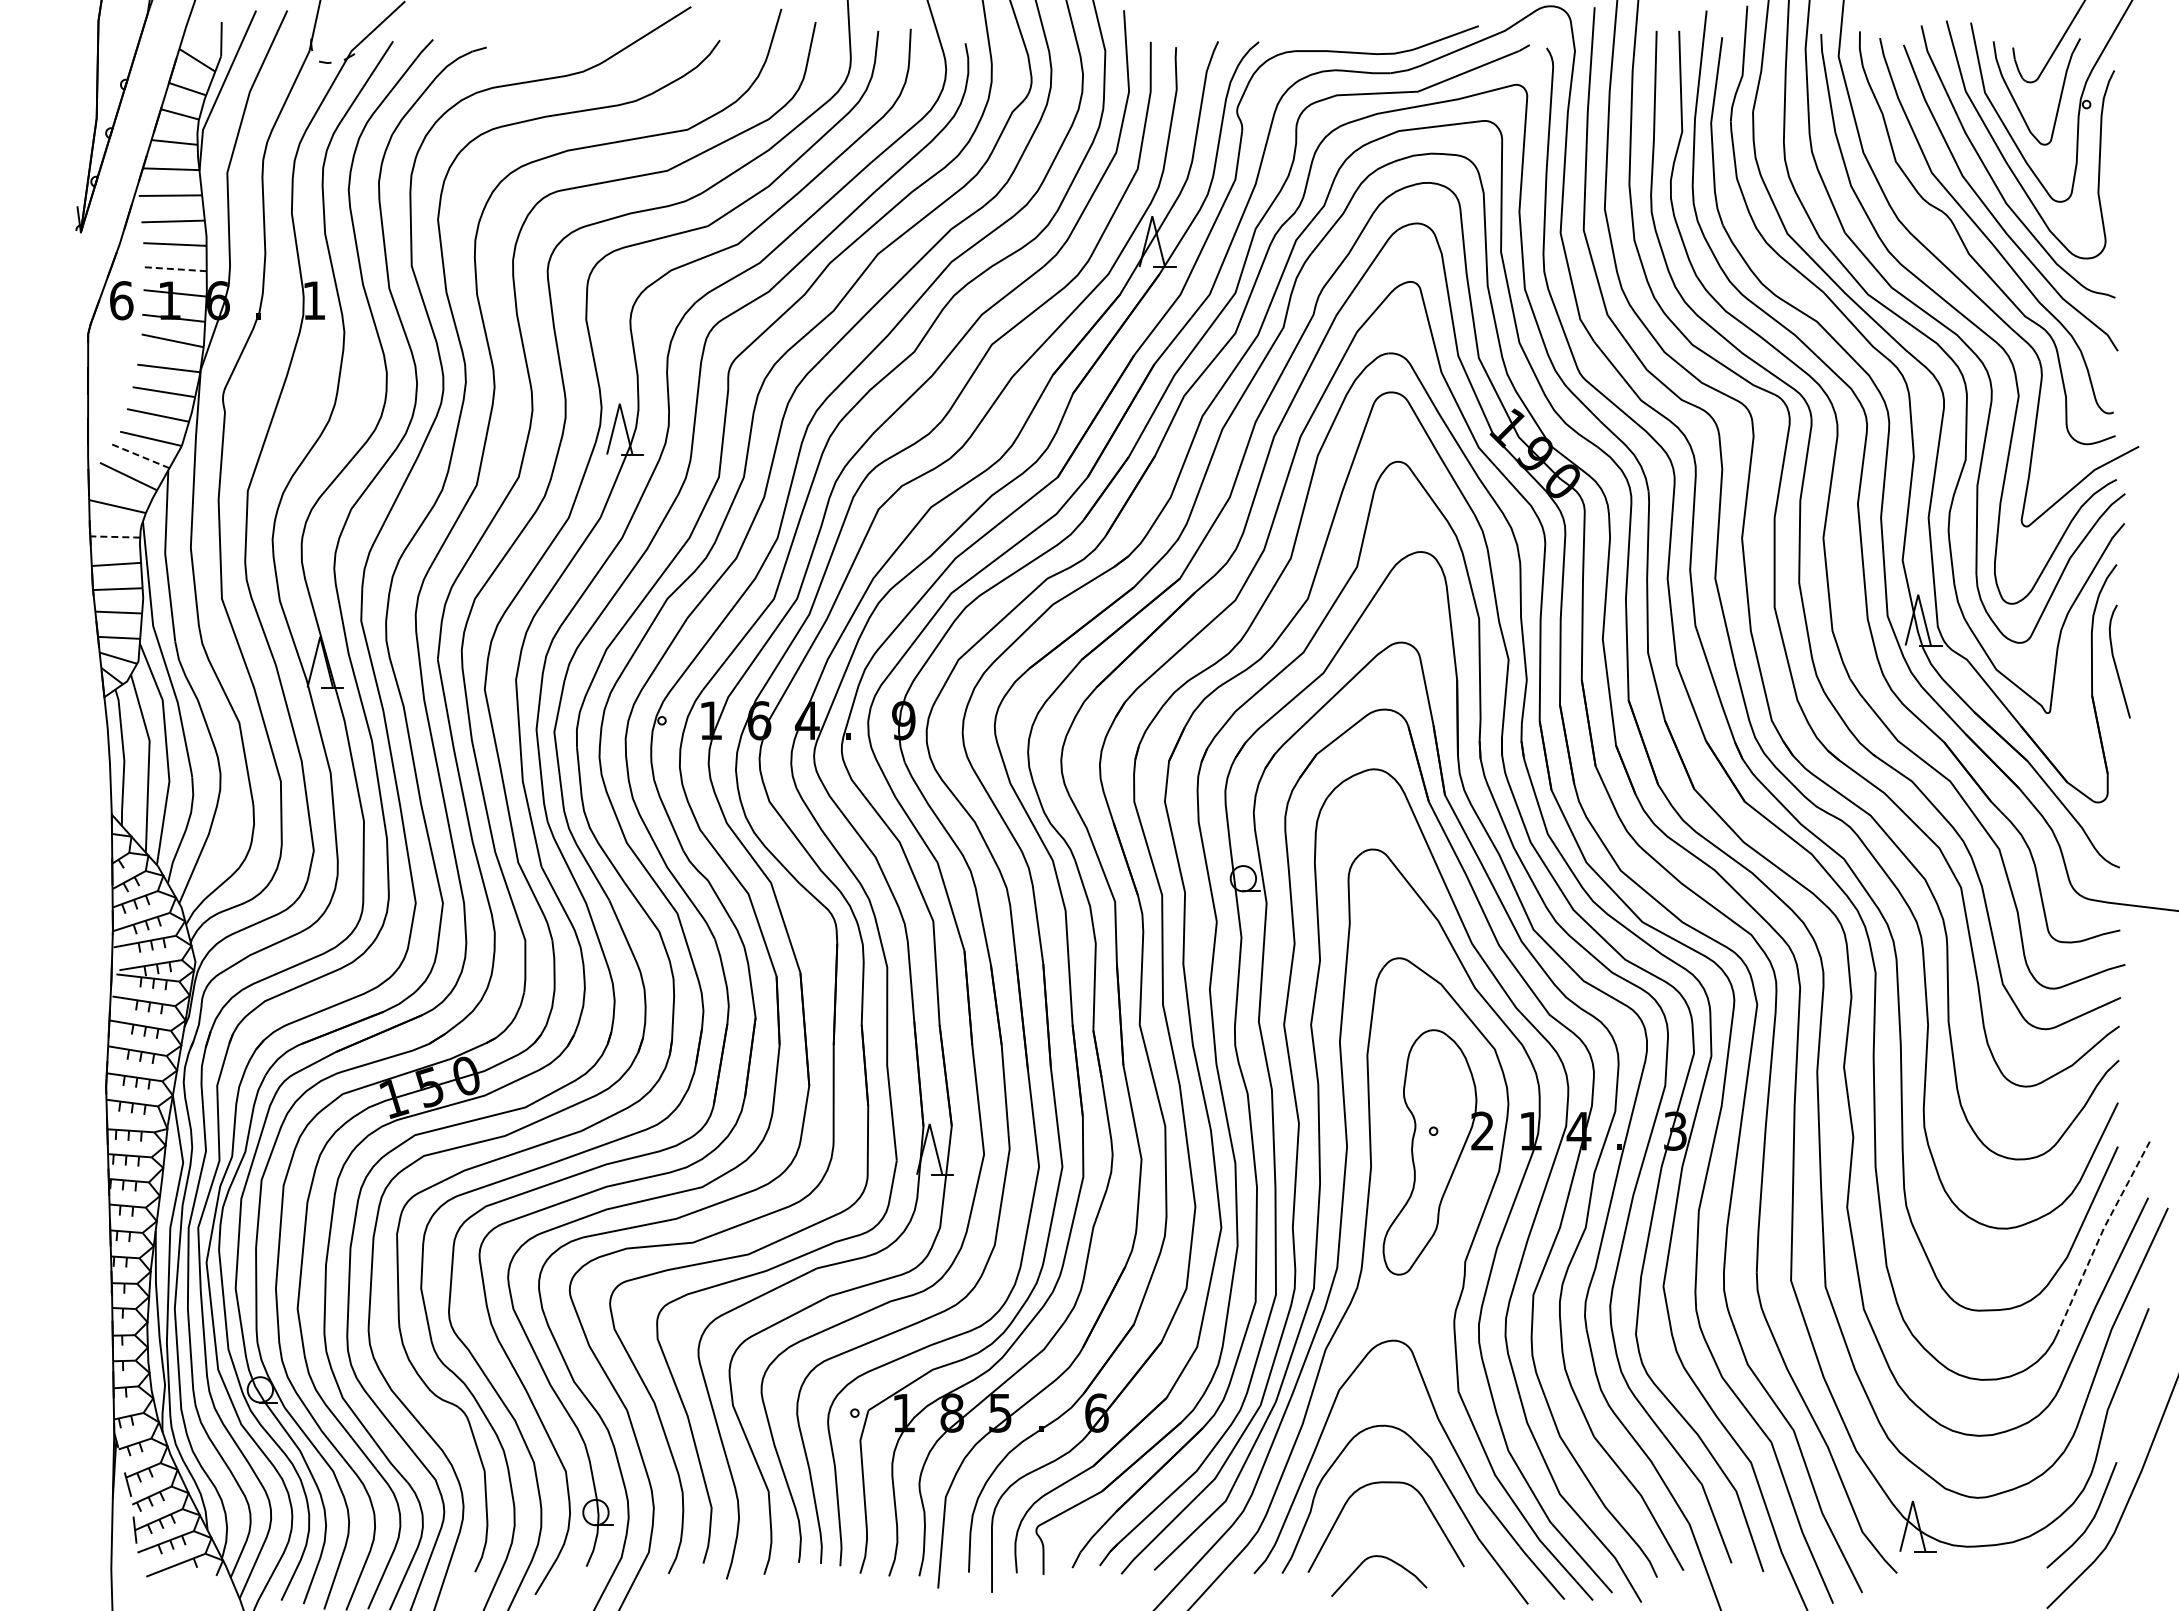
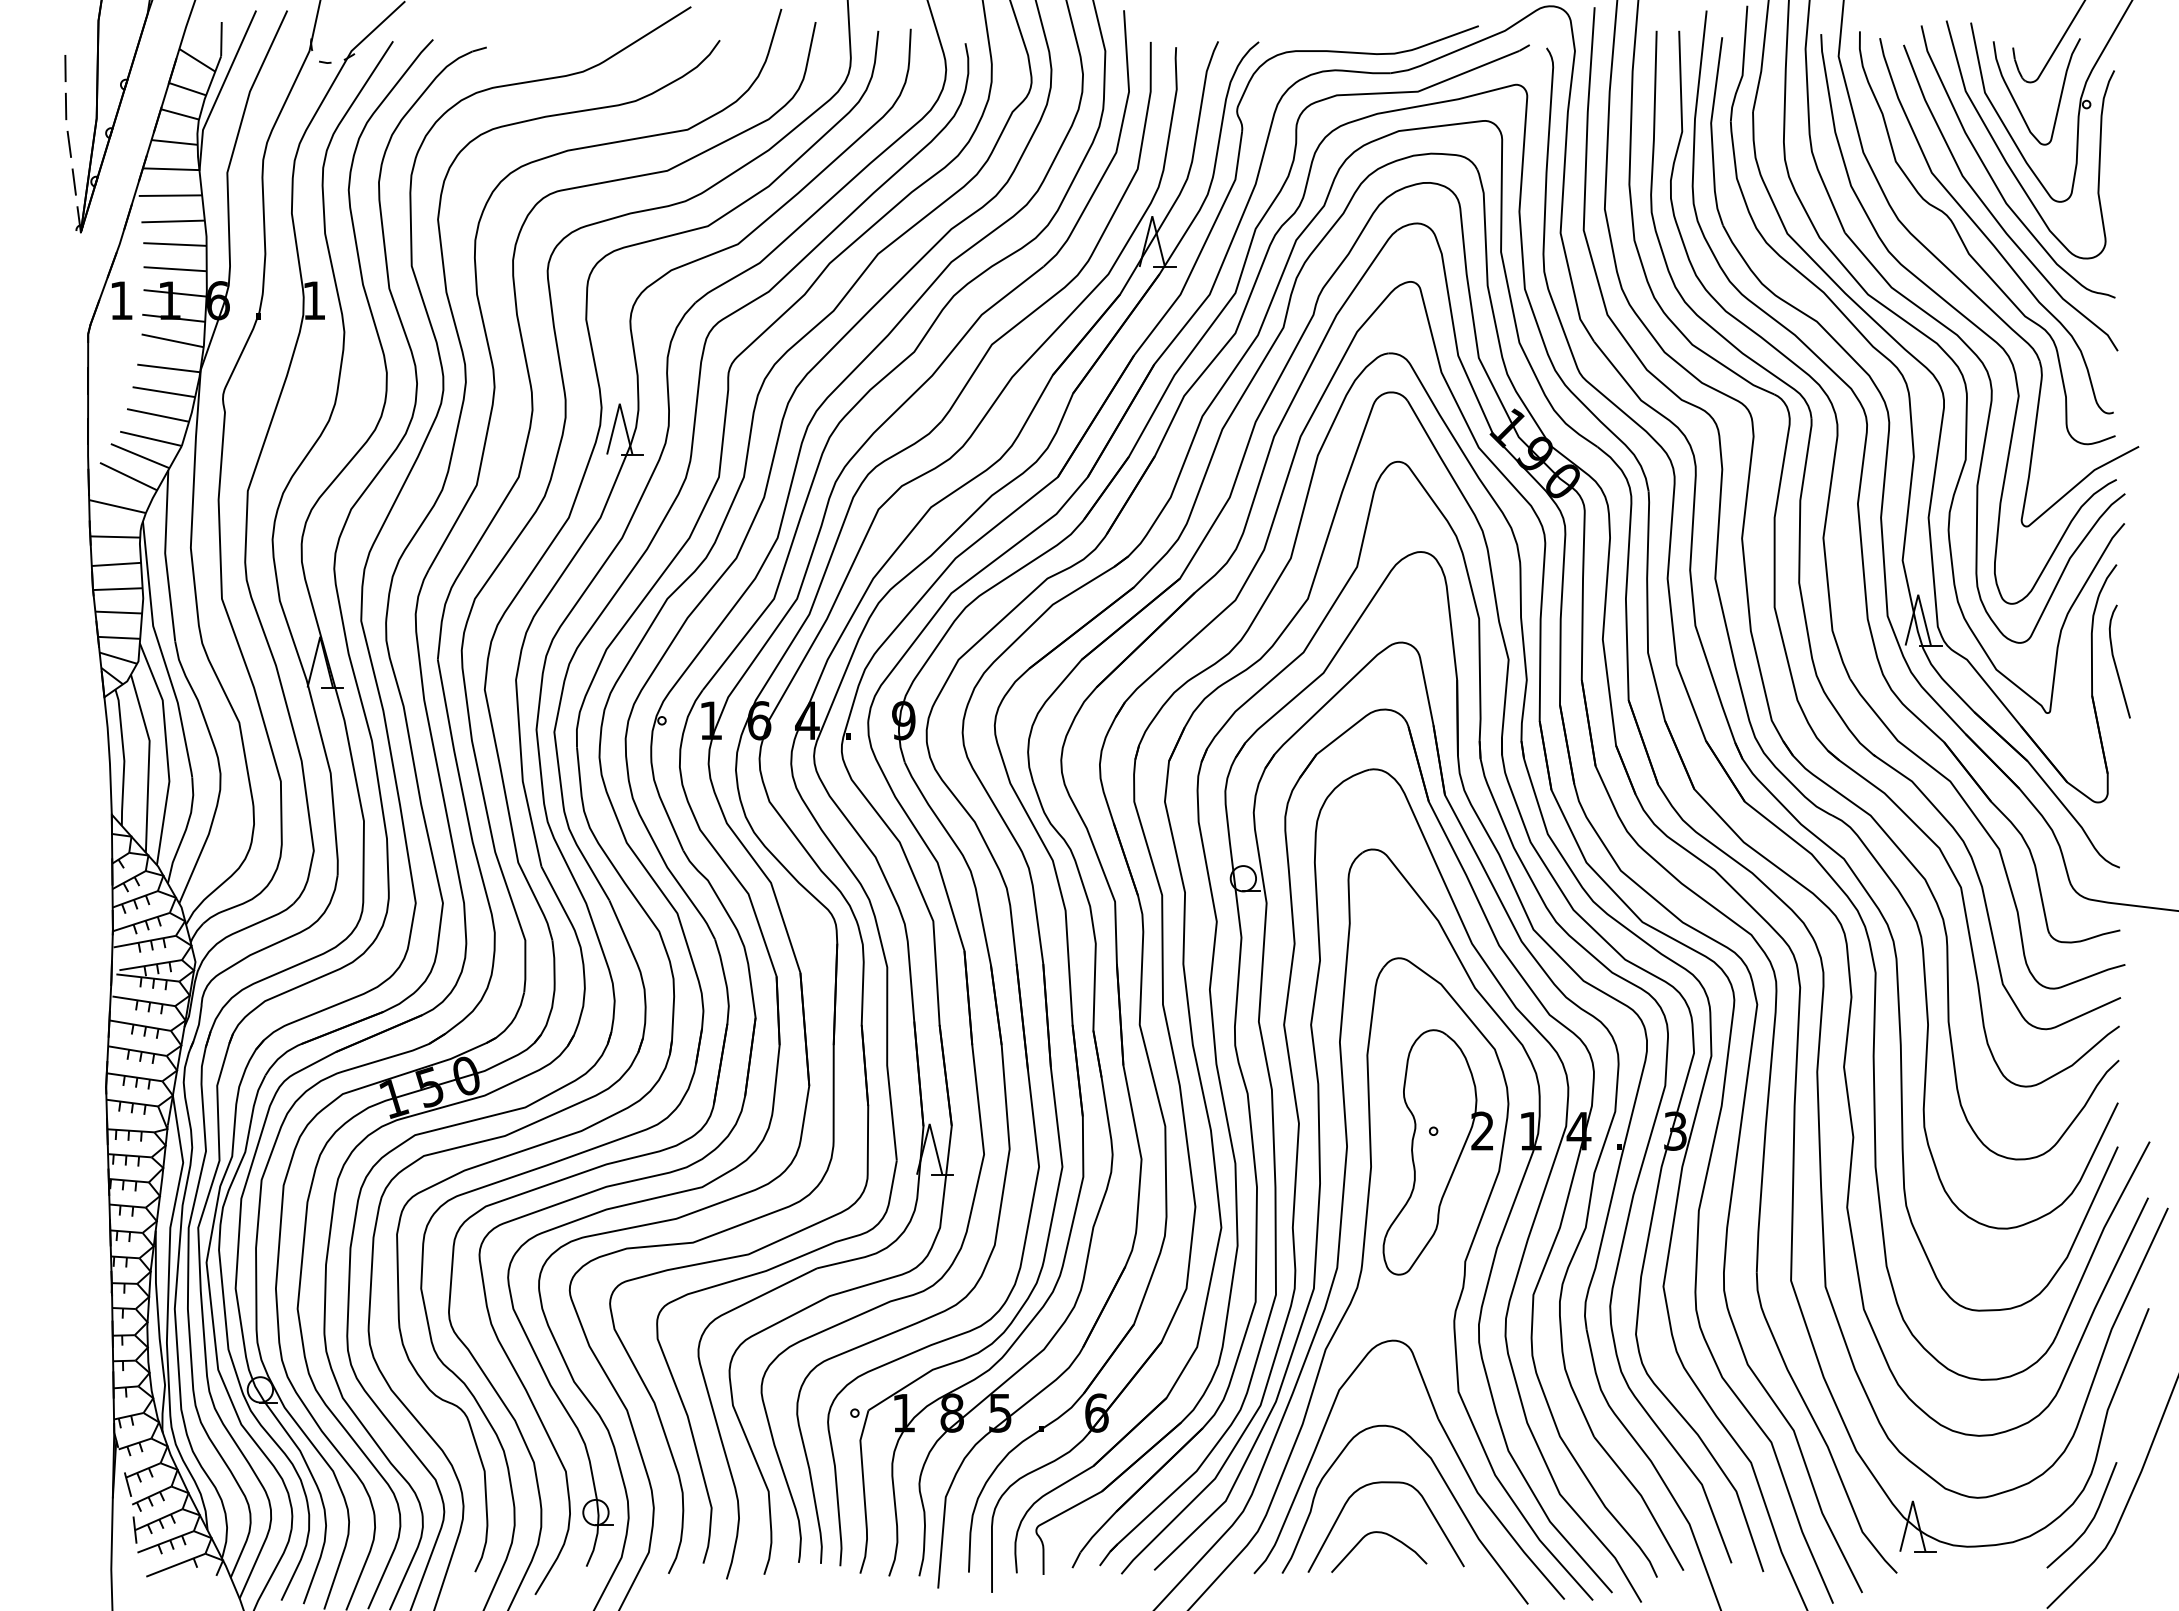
line: none -> present (65, 68)
line: none -> present (65, 106)
line: none -> present (69, 143)
line: none -> present (73, 181)
line: dashed -> solid (175, 269)
text: 6 -> 1 (121, 300)
line: dashed -> solid (140, 456)
line: dashed -> solid (114, 536)
line: dashed -> solid (2100, 1236)
curve position: (1384, 1558) -> (1384, 1534) (1384, 1534)
